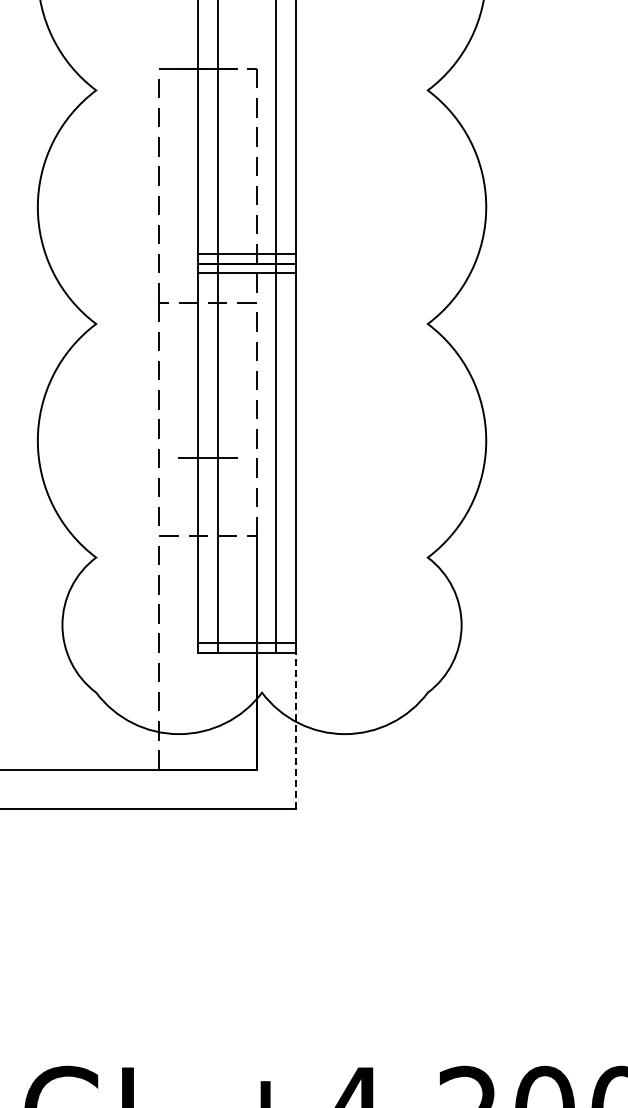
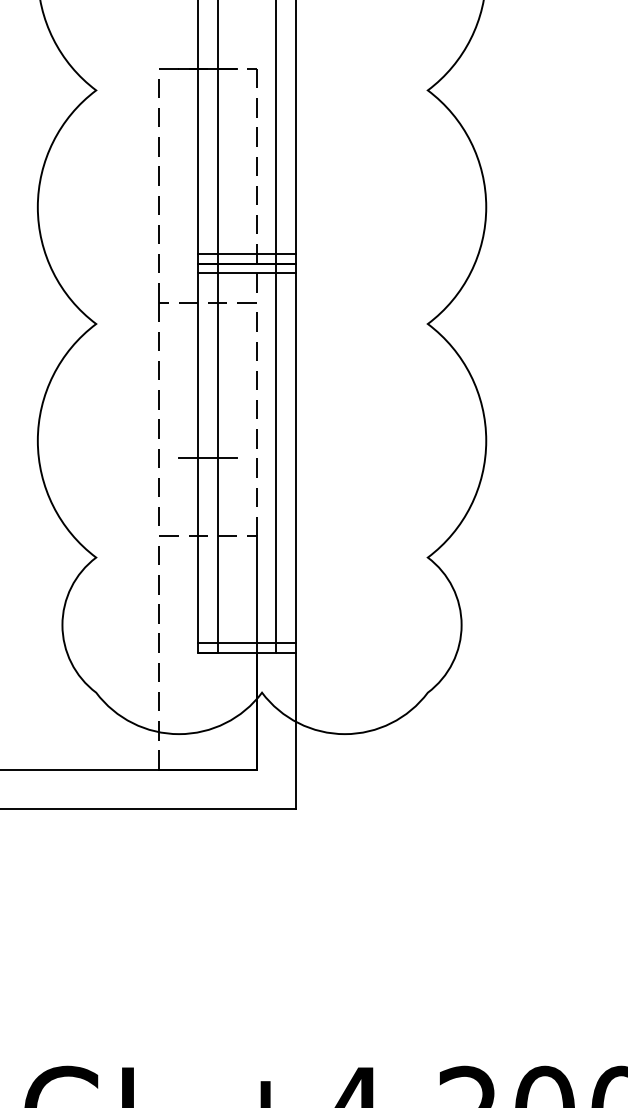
line: dashed -> solid (295, 730)
